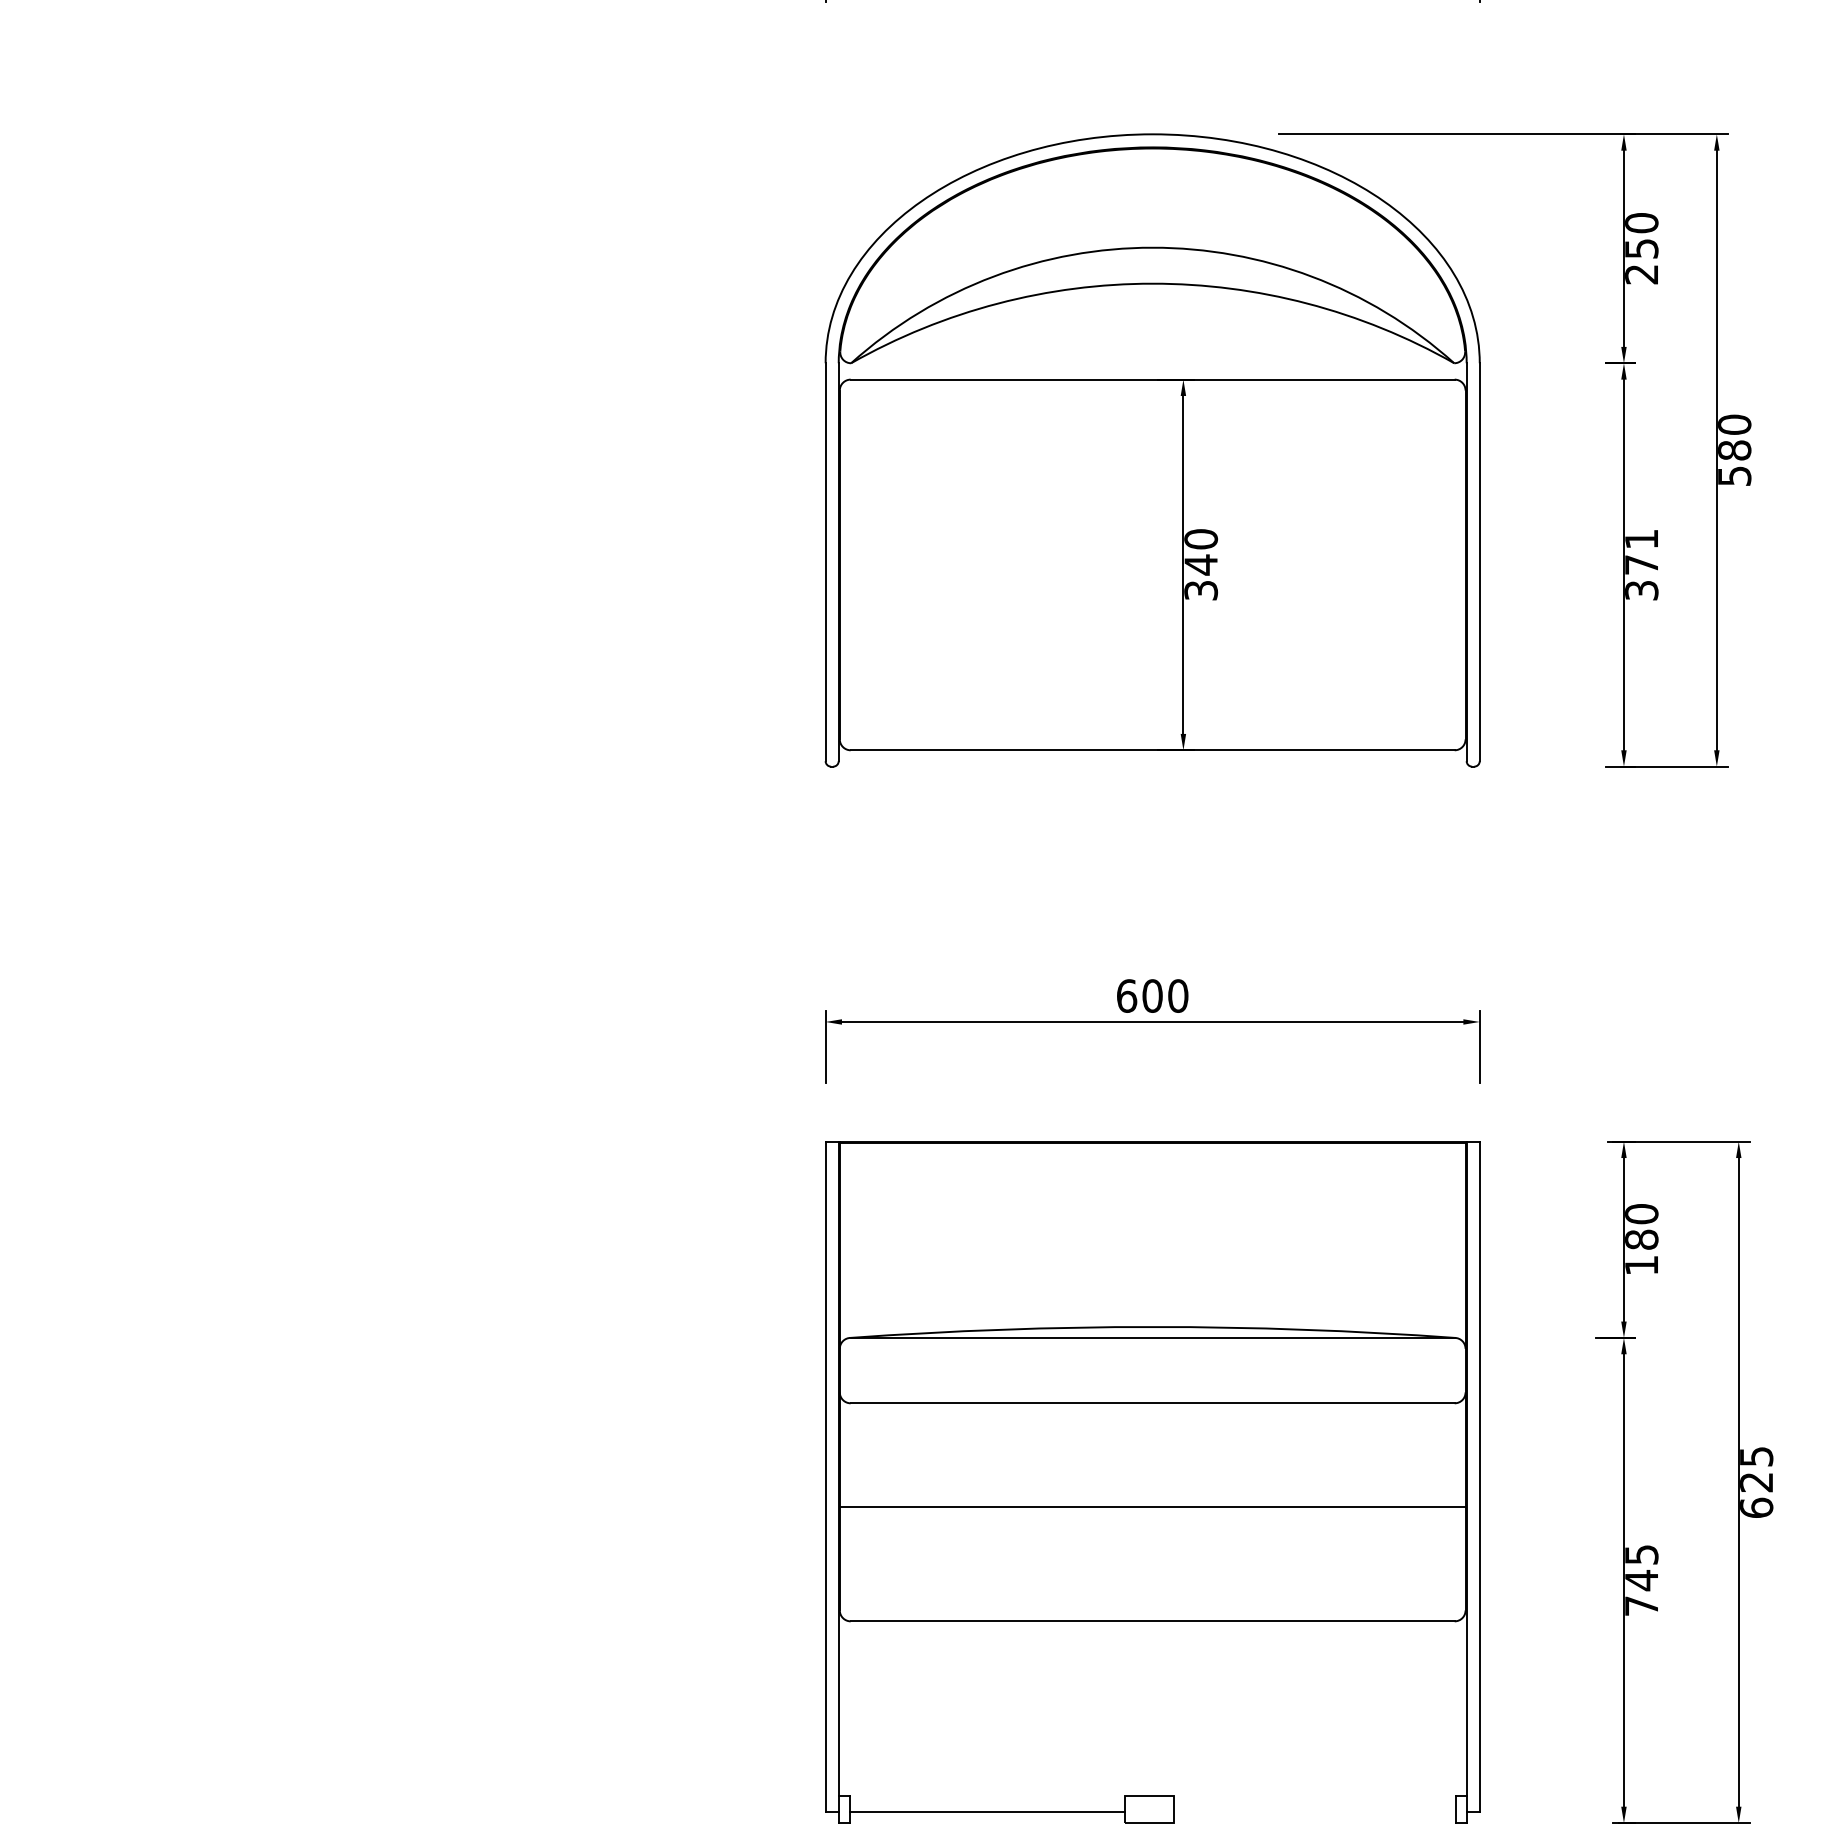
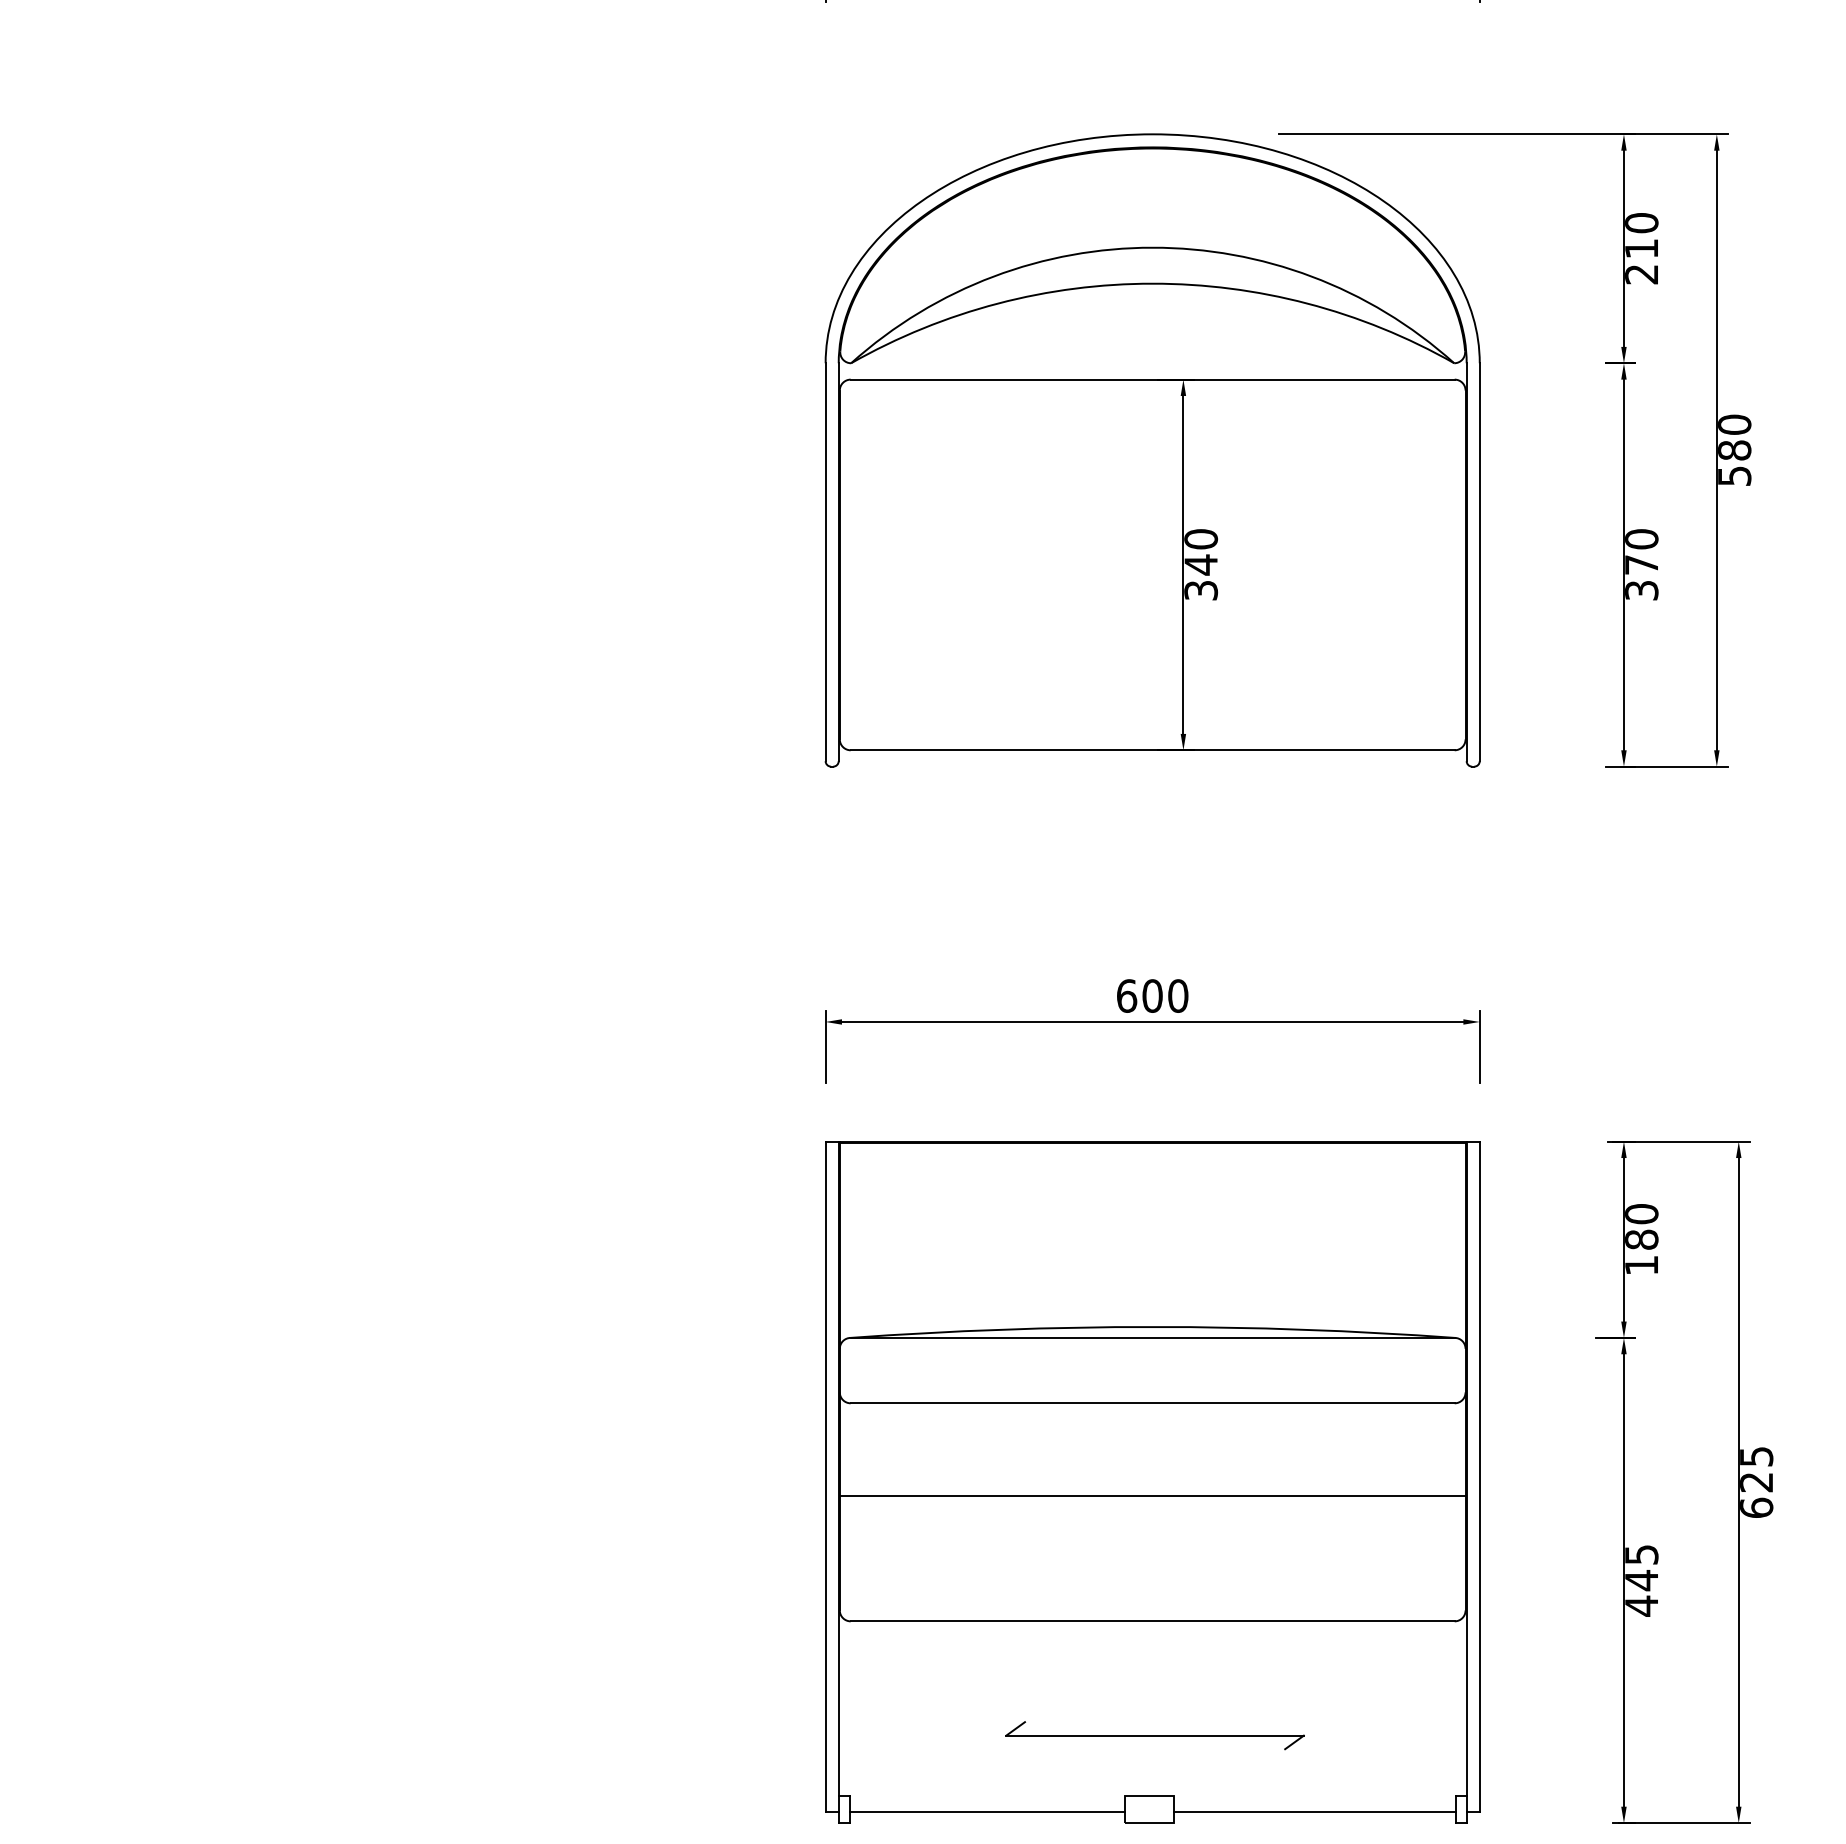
text: 250 -> 210 (1641, 248)
text: 371 -> 370 (1641, 539)
line position: (1152, 1506) -> (1152, 1495) (1152, 1495)
text: 745 -> 445 (1641, 1605)
part: none -> present (1154, 1735)
line: none -> present (1314, 1812)
